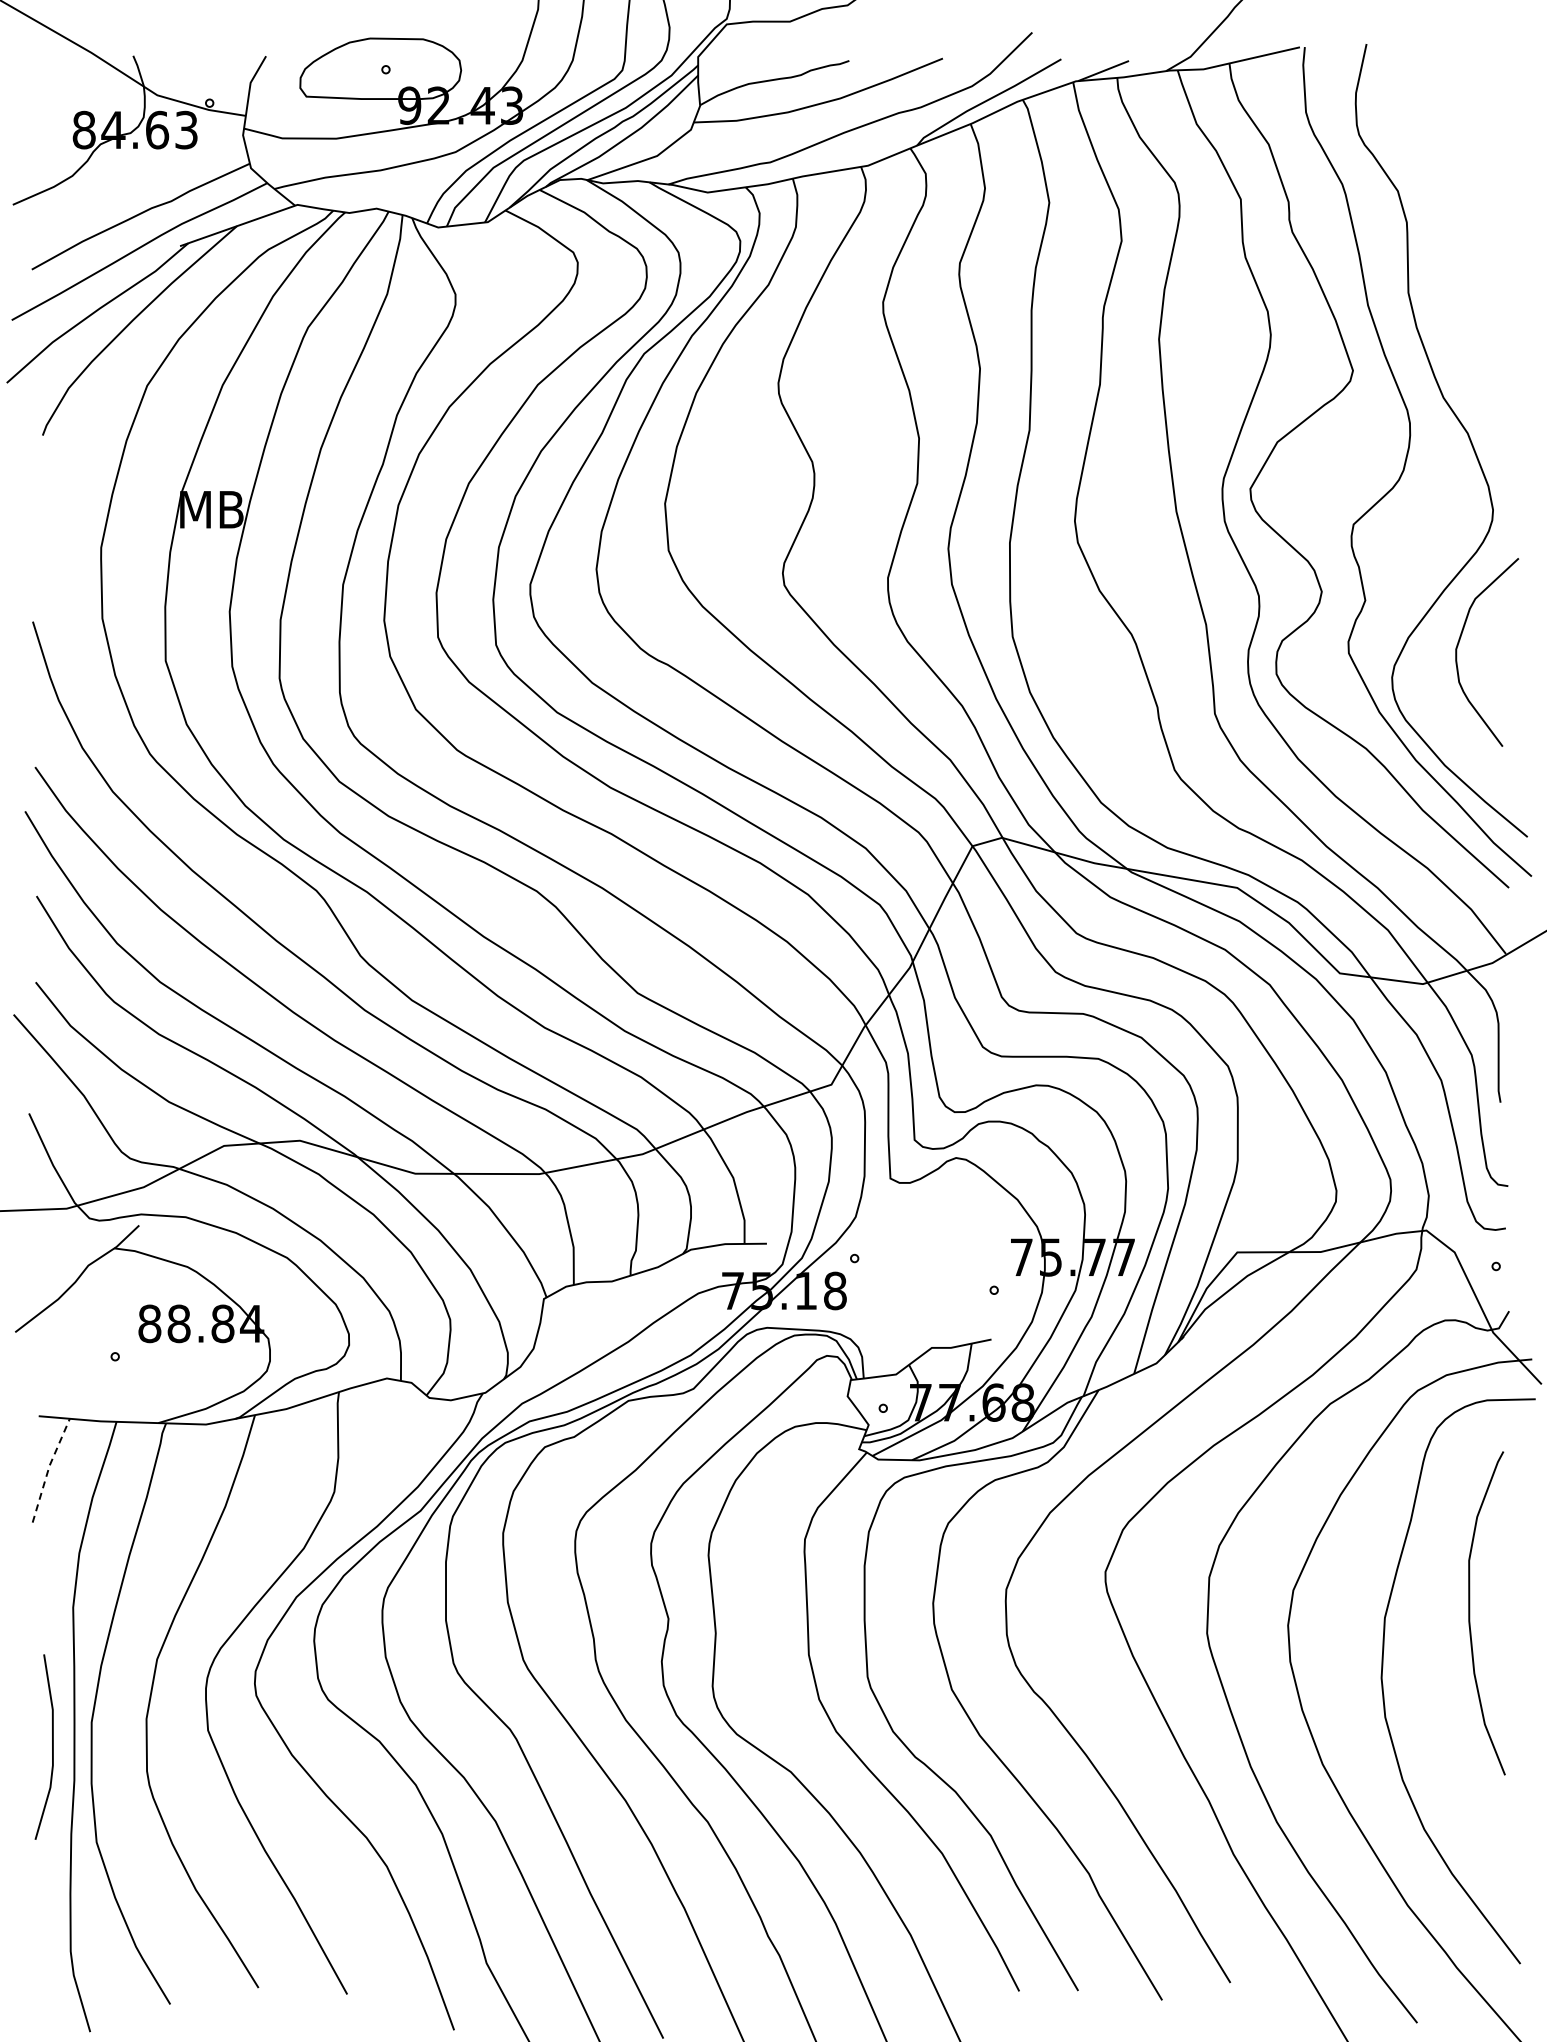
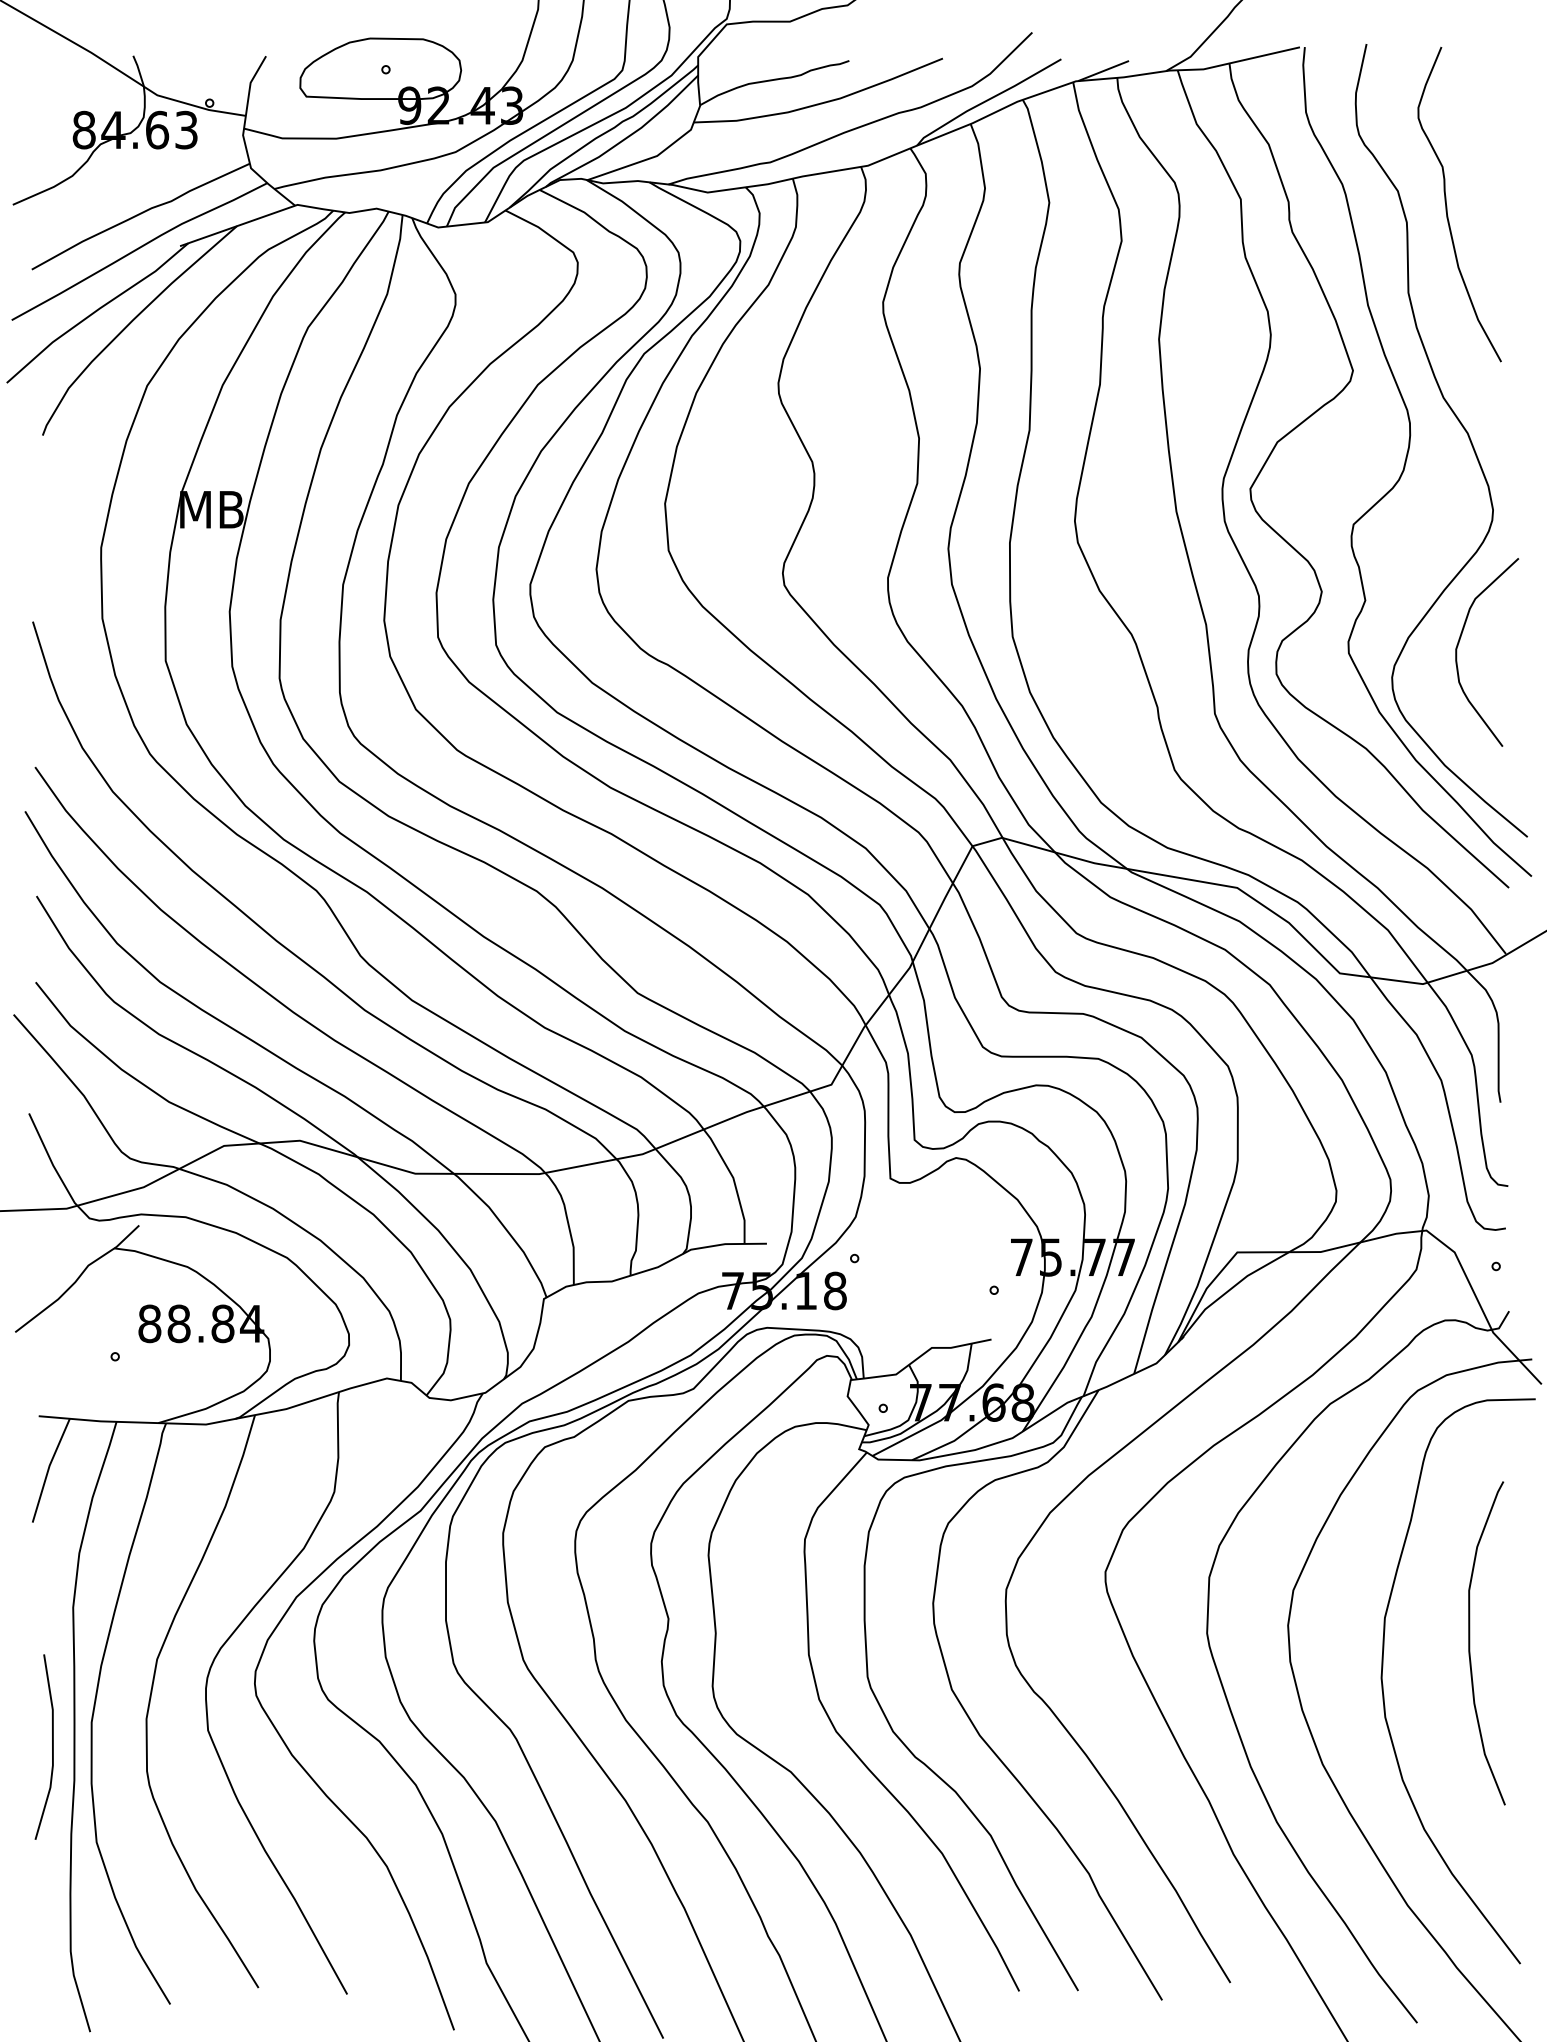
curve: none -> present (1447, 206)
line: dashed -> solid (48, 1468)
curve position: (1470, 1613) -> (1470, 1643) (1470, 1643)
